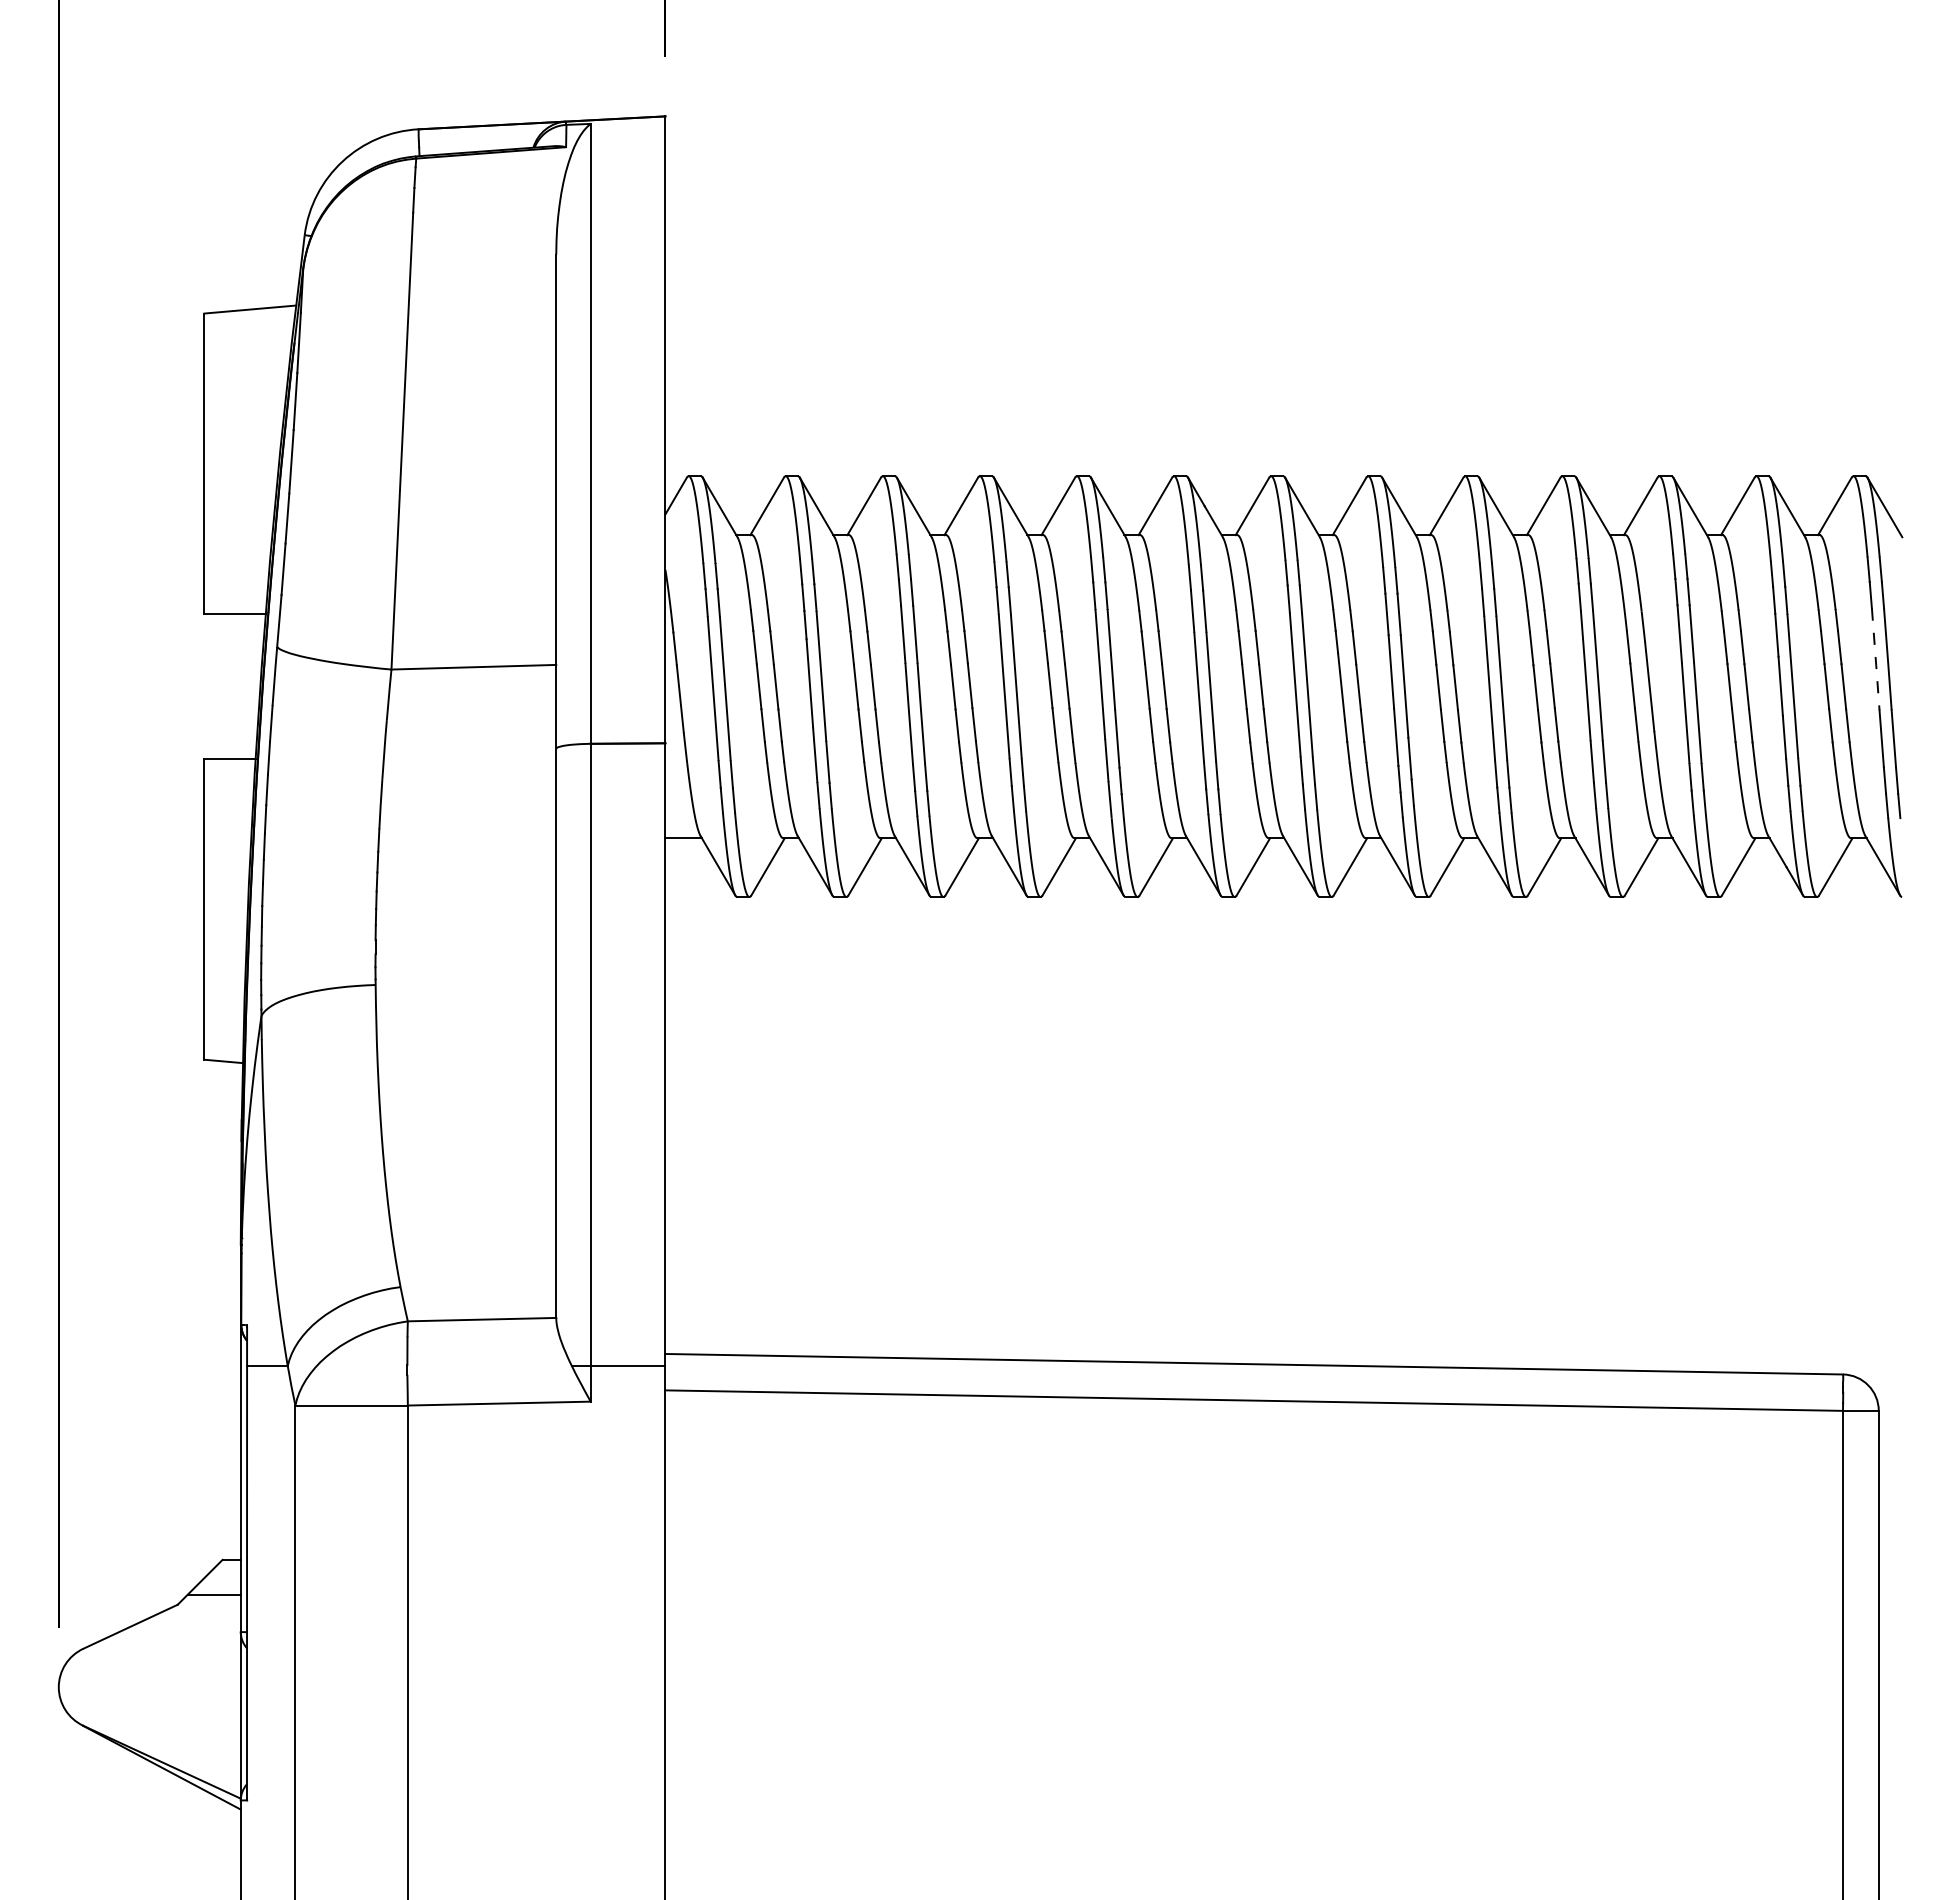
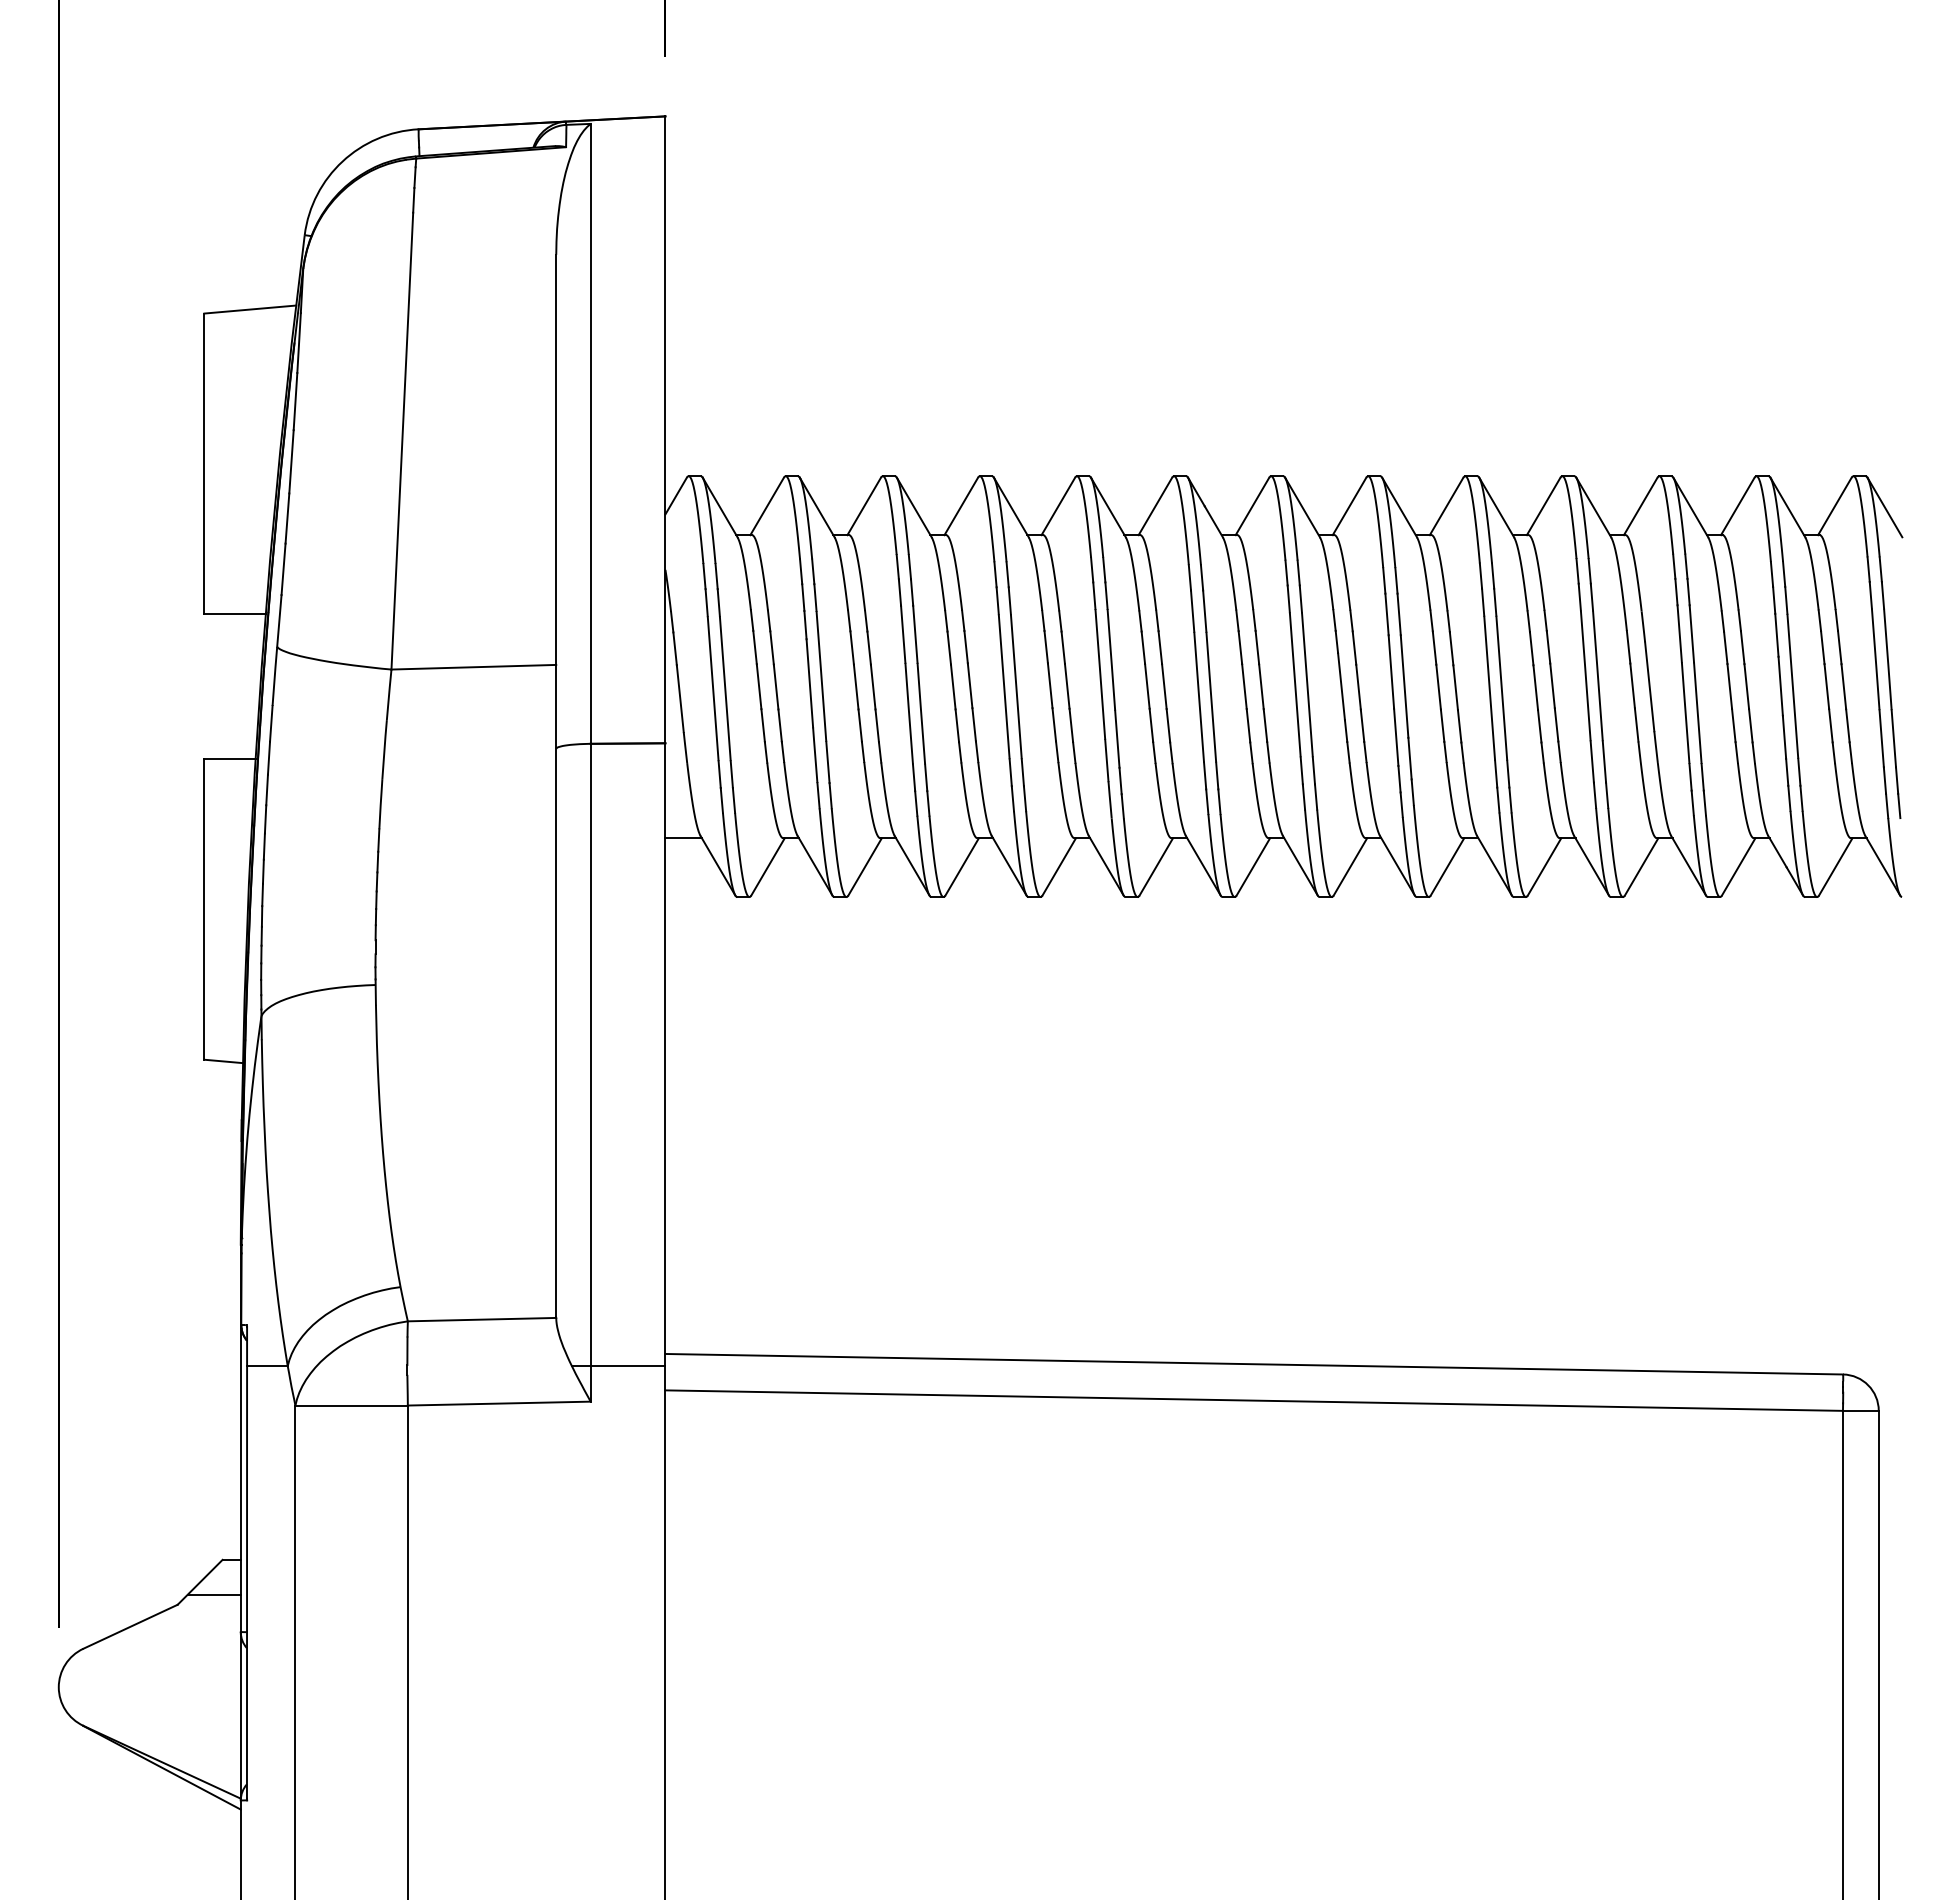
line: dashed -> solid (1875, 660)
